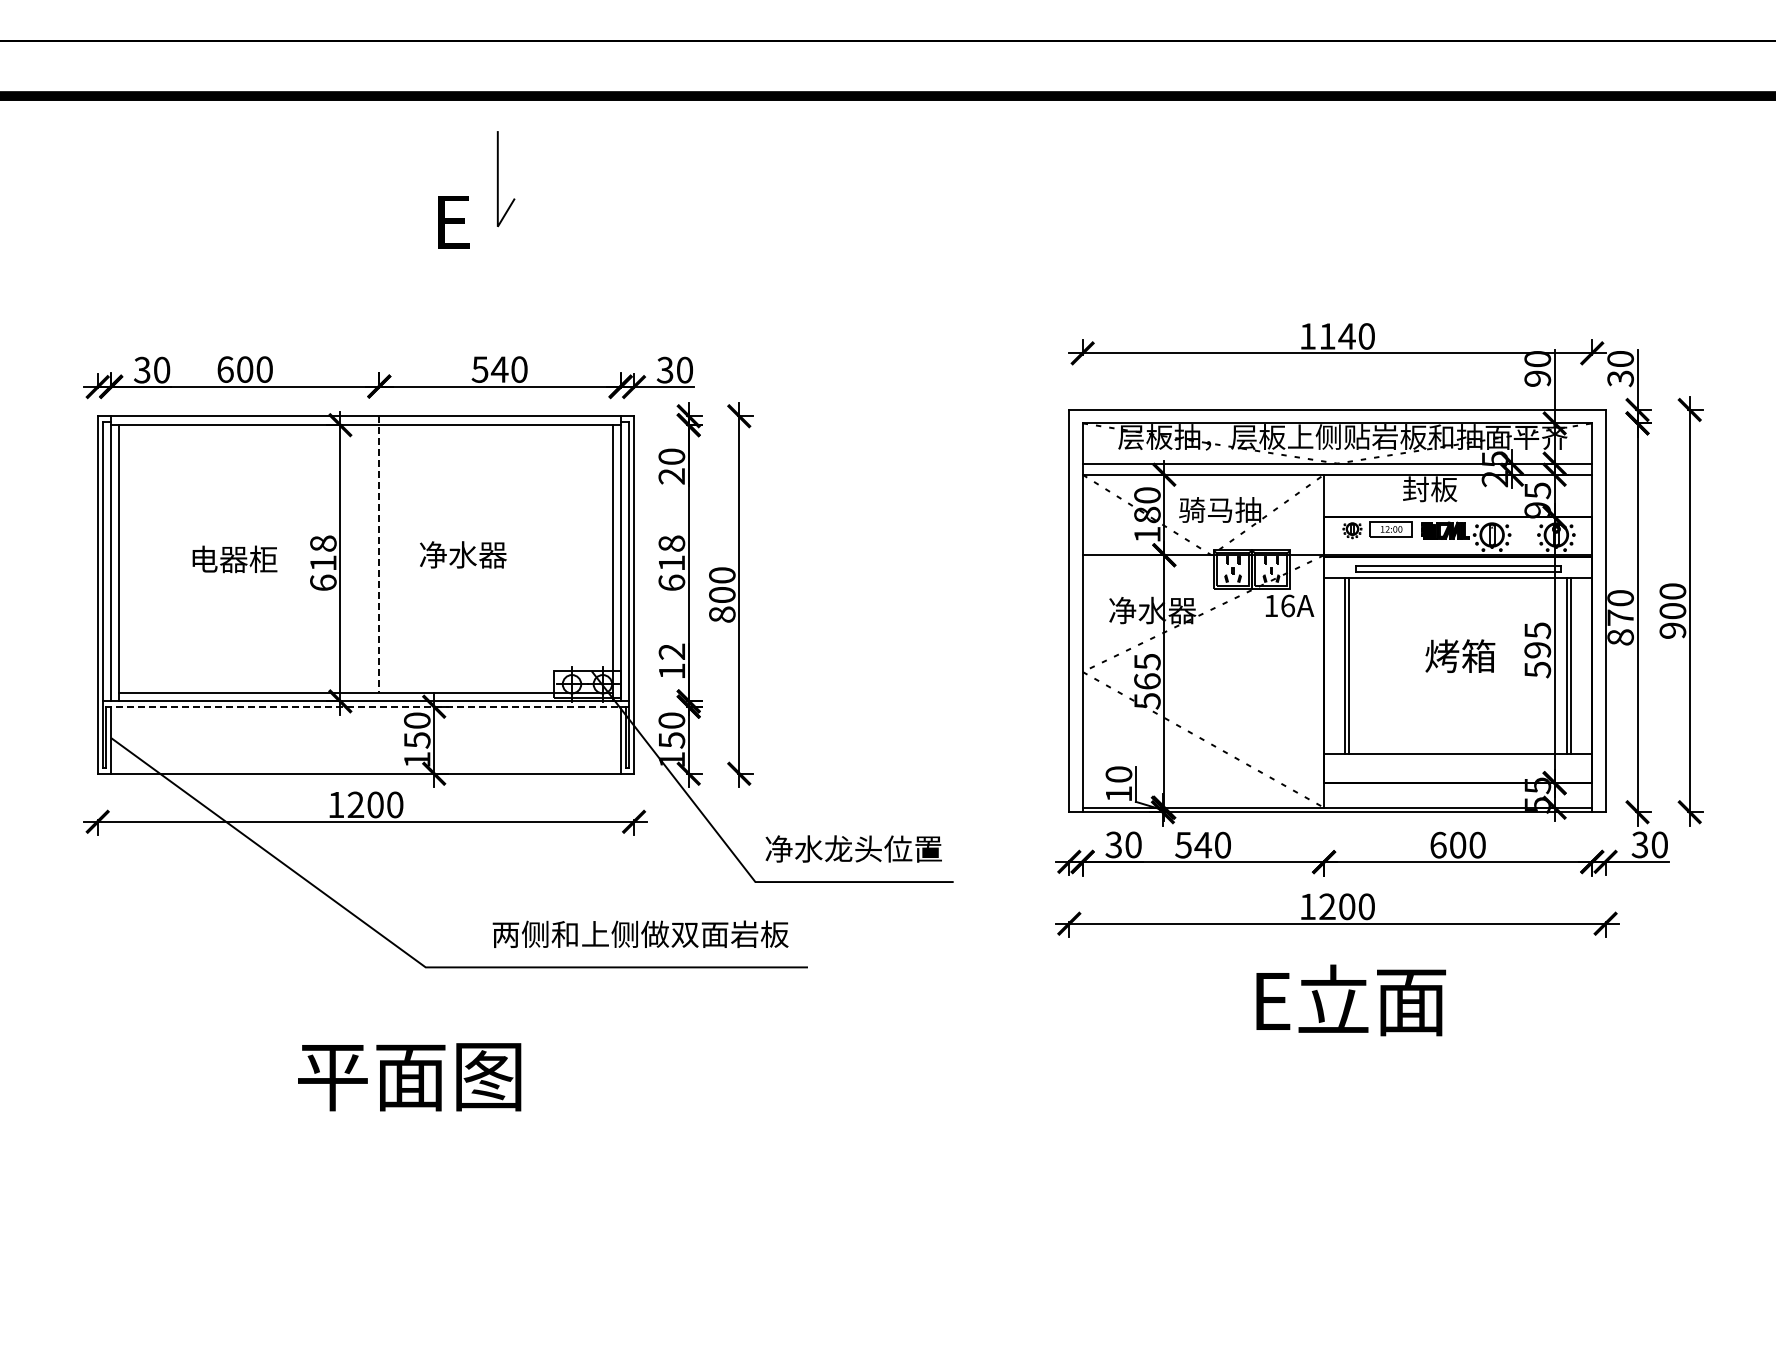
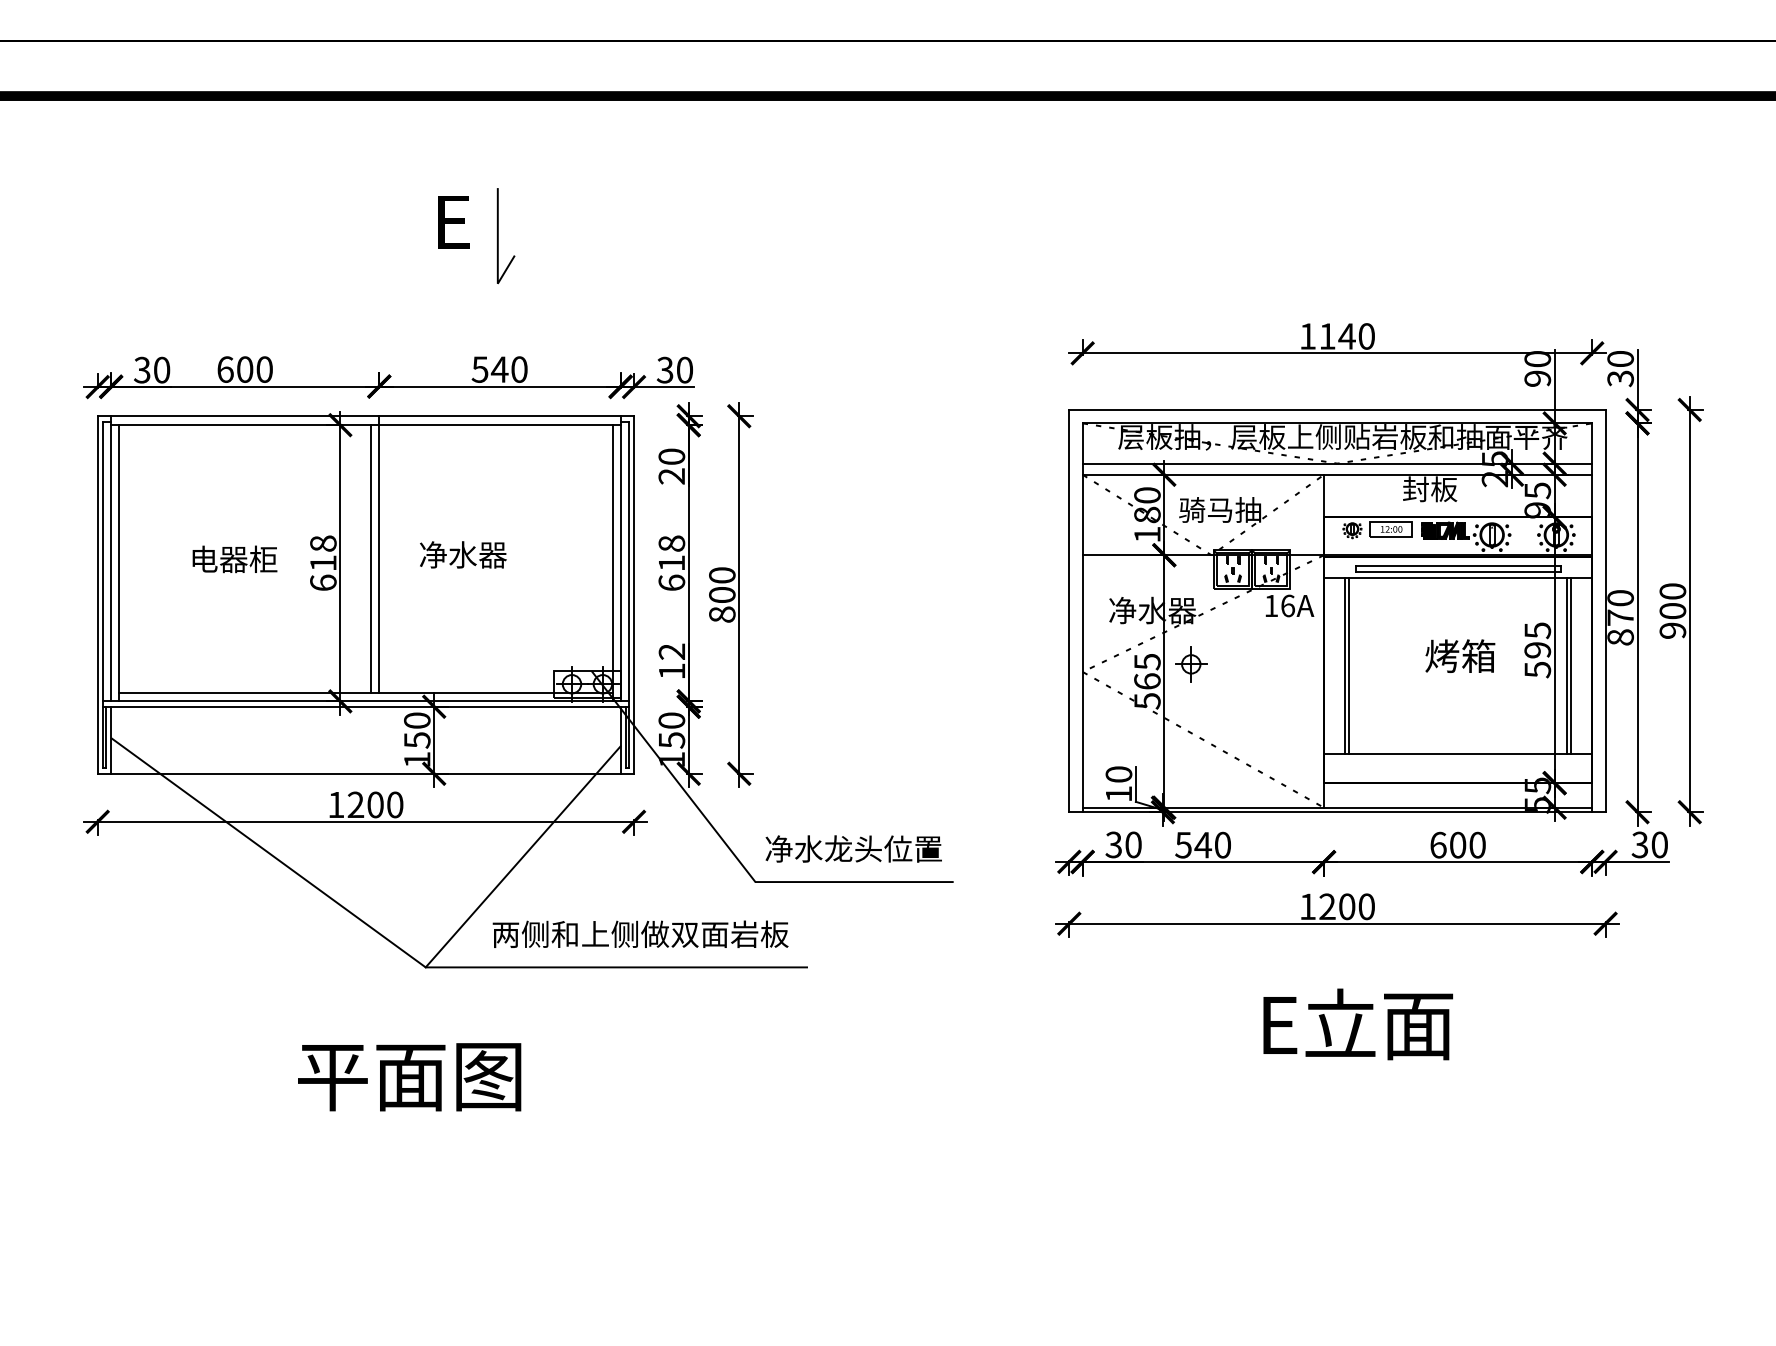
line position: (498, 179) -> (498, 236) (498, 236)
line: dashed -> solid (379, 554)
line: none -> present (371, 559)
part: none -> present (1191, 664)
line: dashed -> solid (365, 706)
line: none -> present (522, 856)
text position: (1350, 1000) -> (1357, 1024) (1357, 1024)
